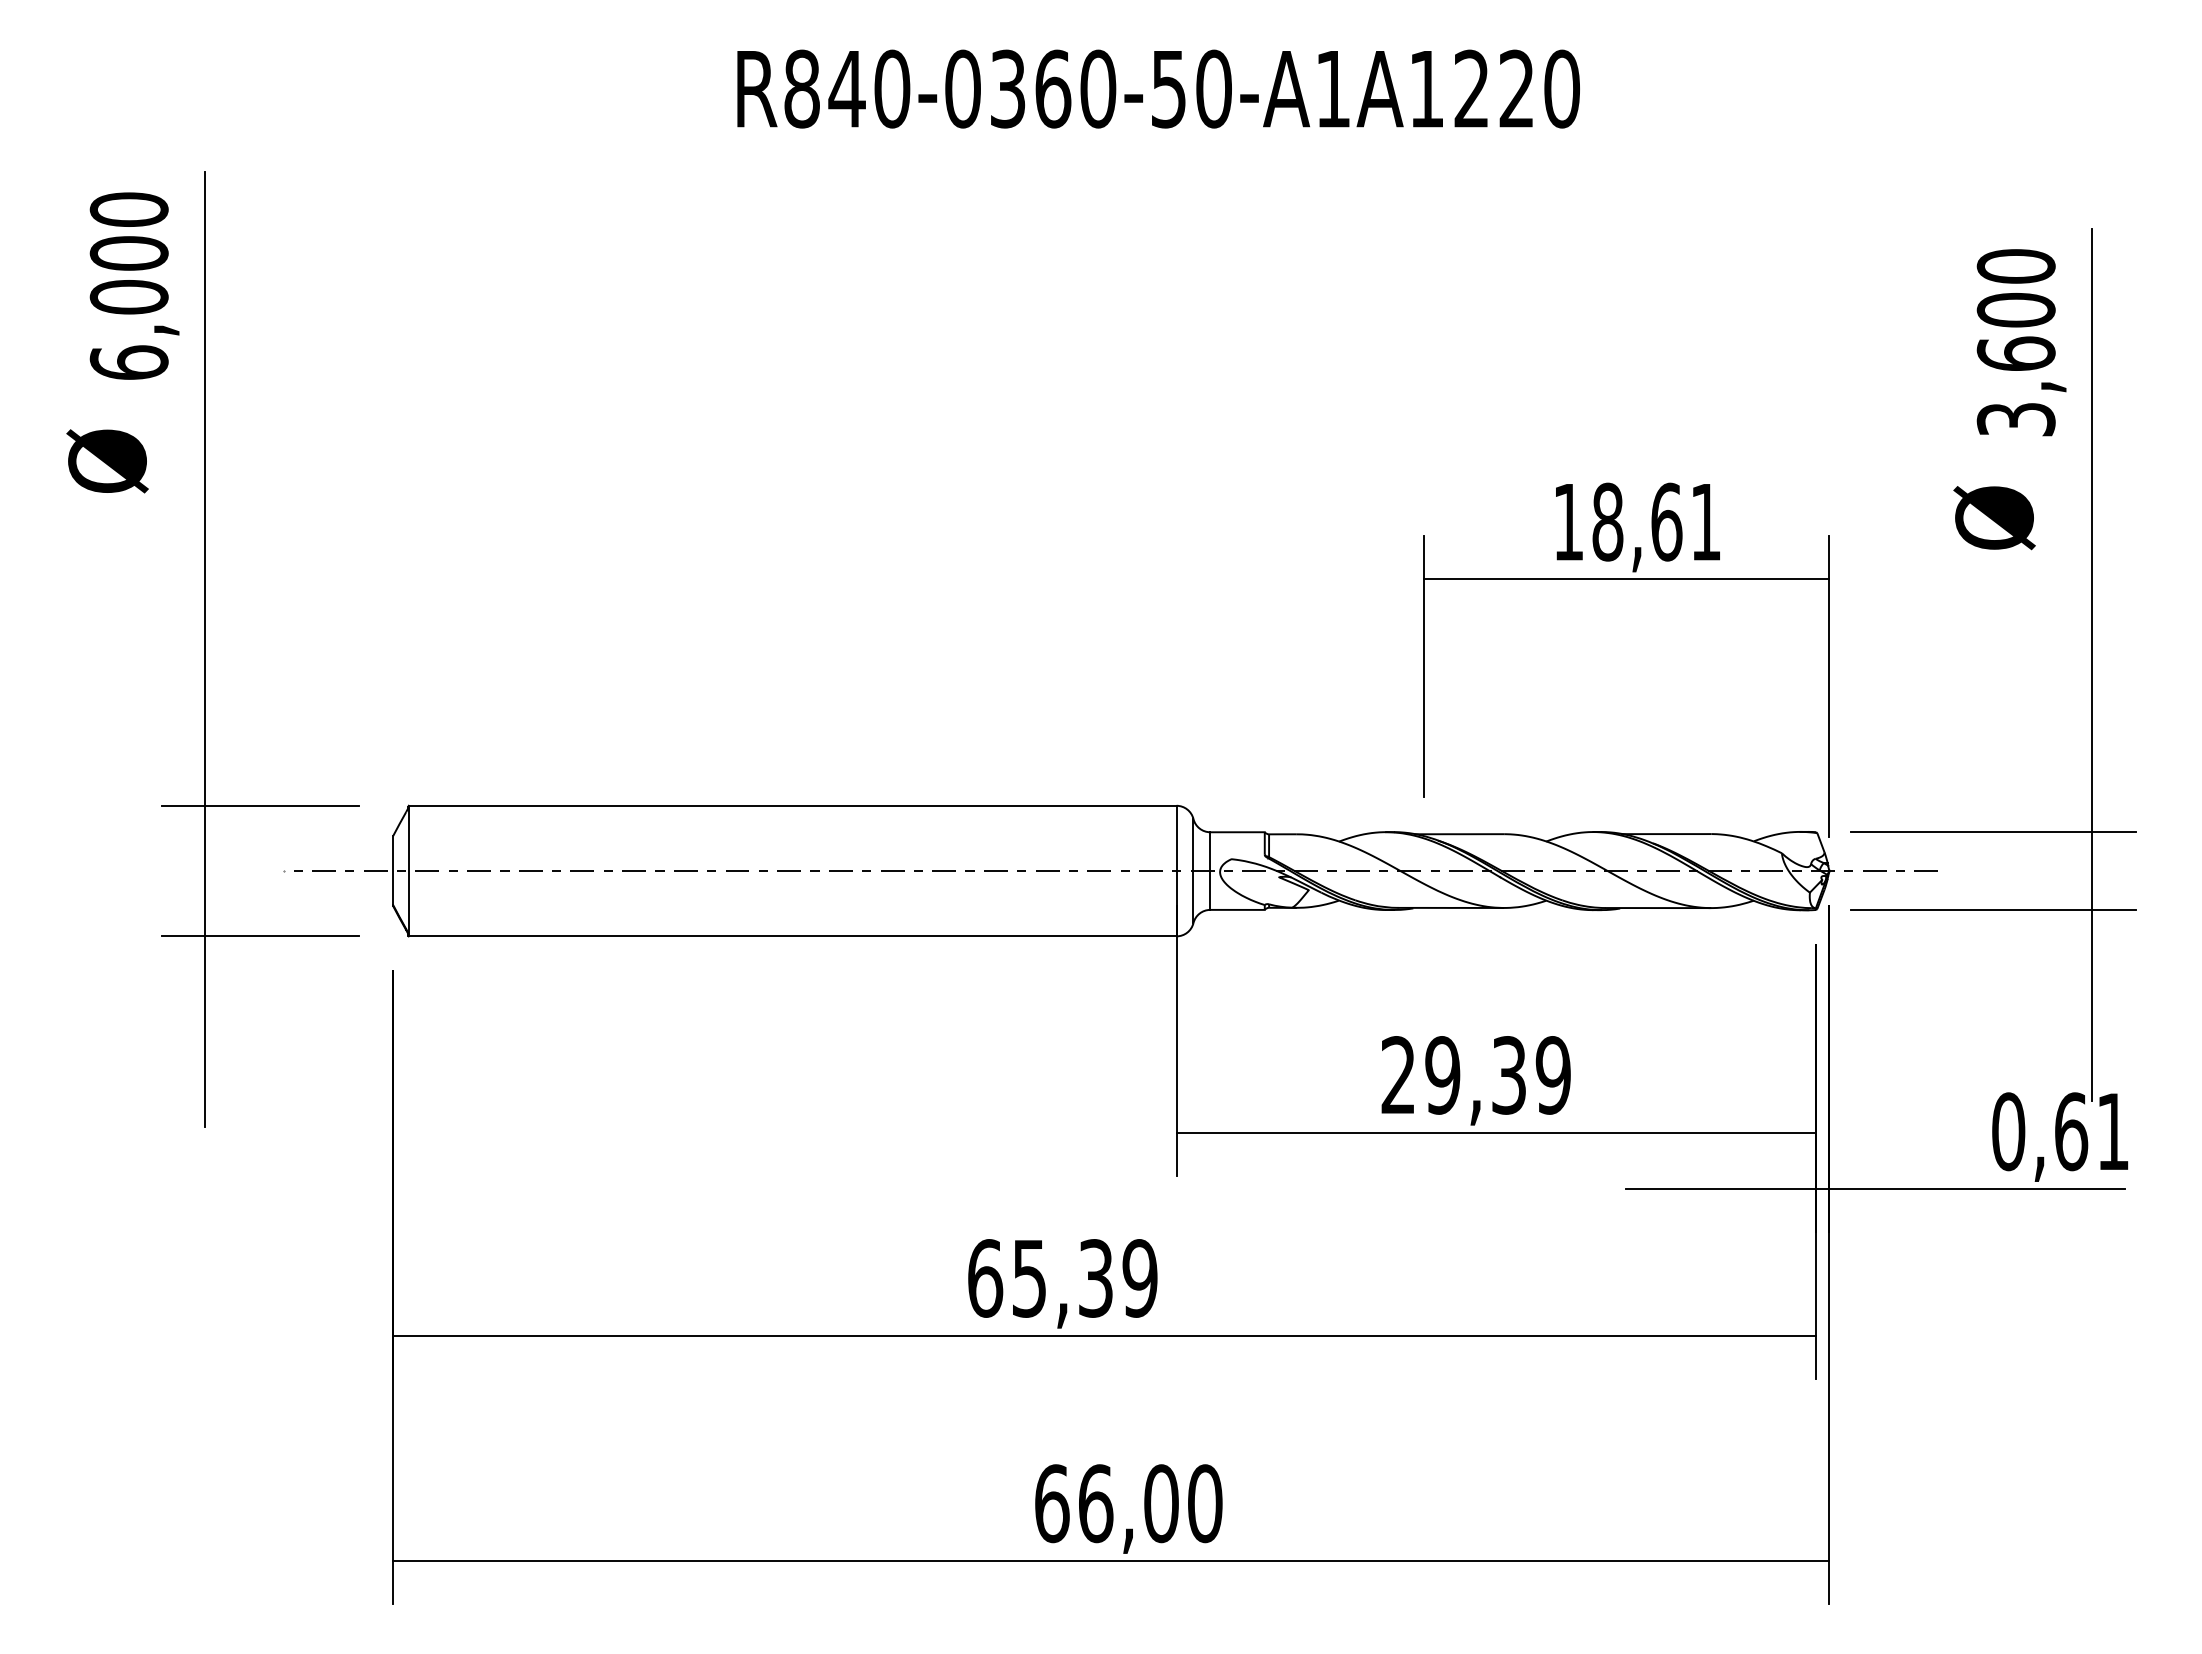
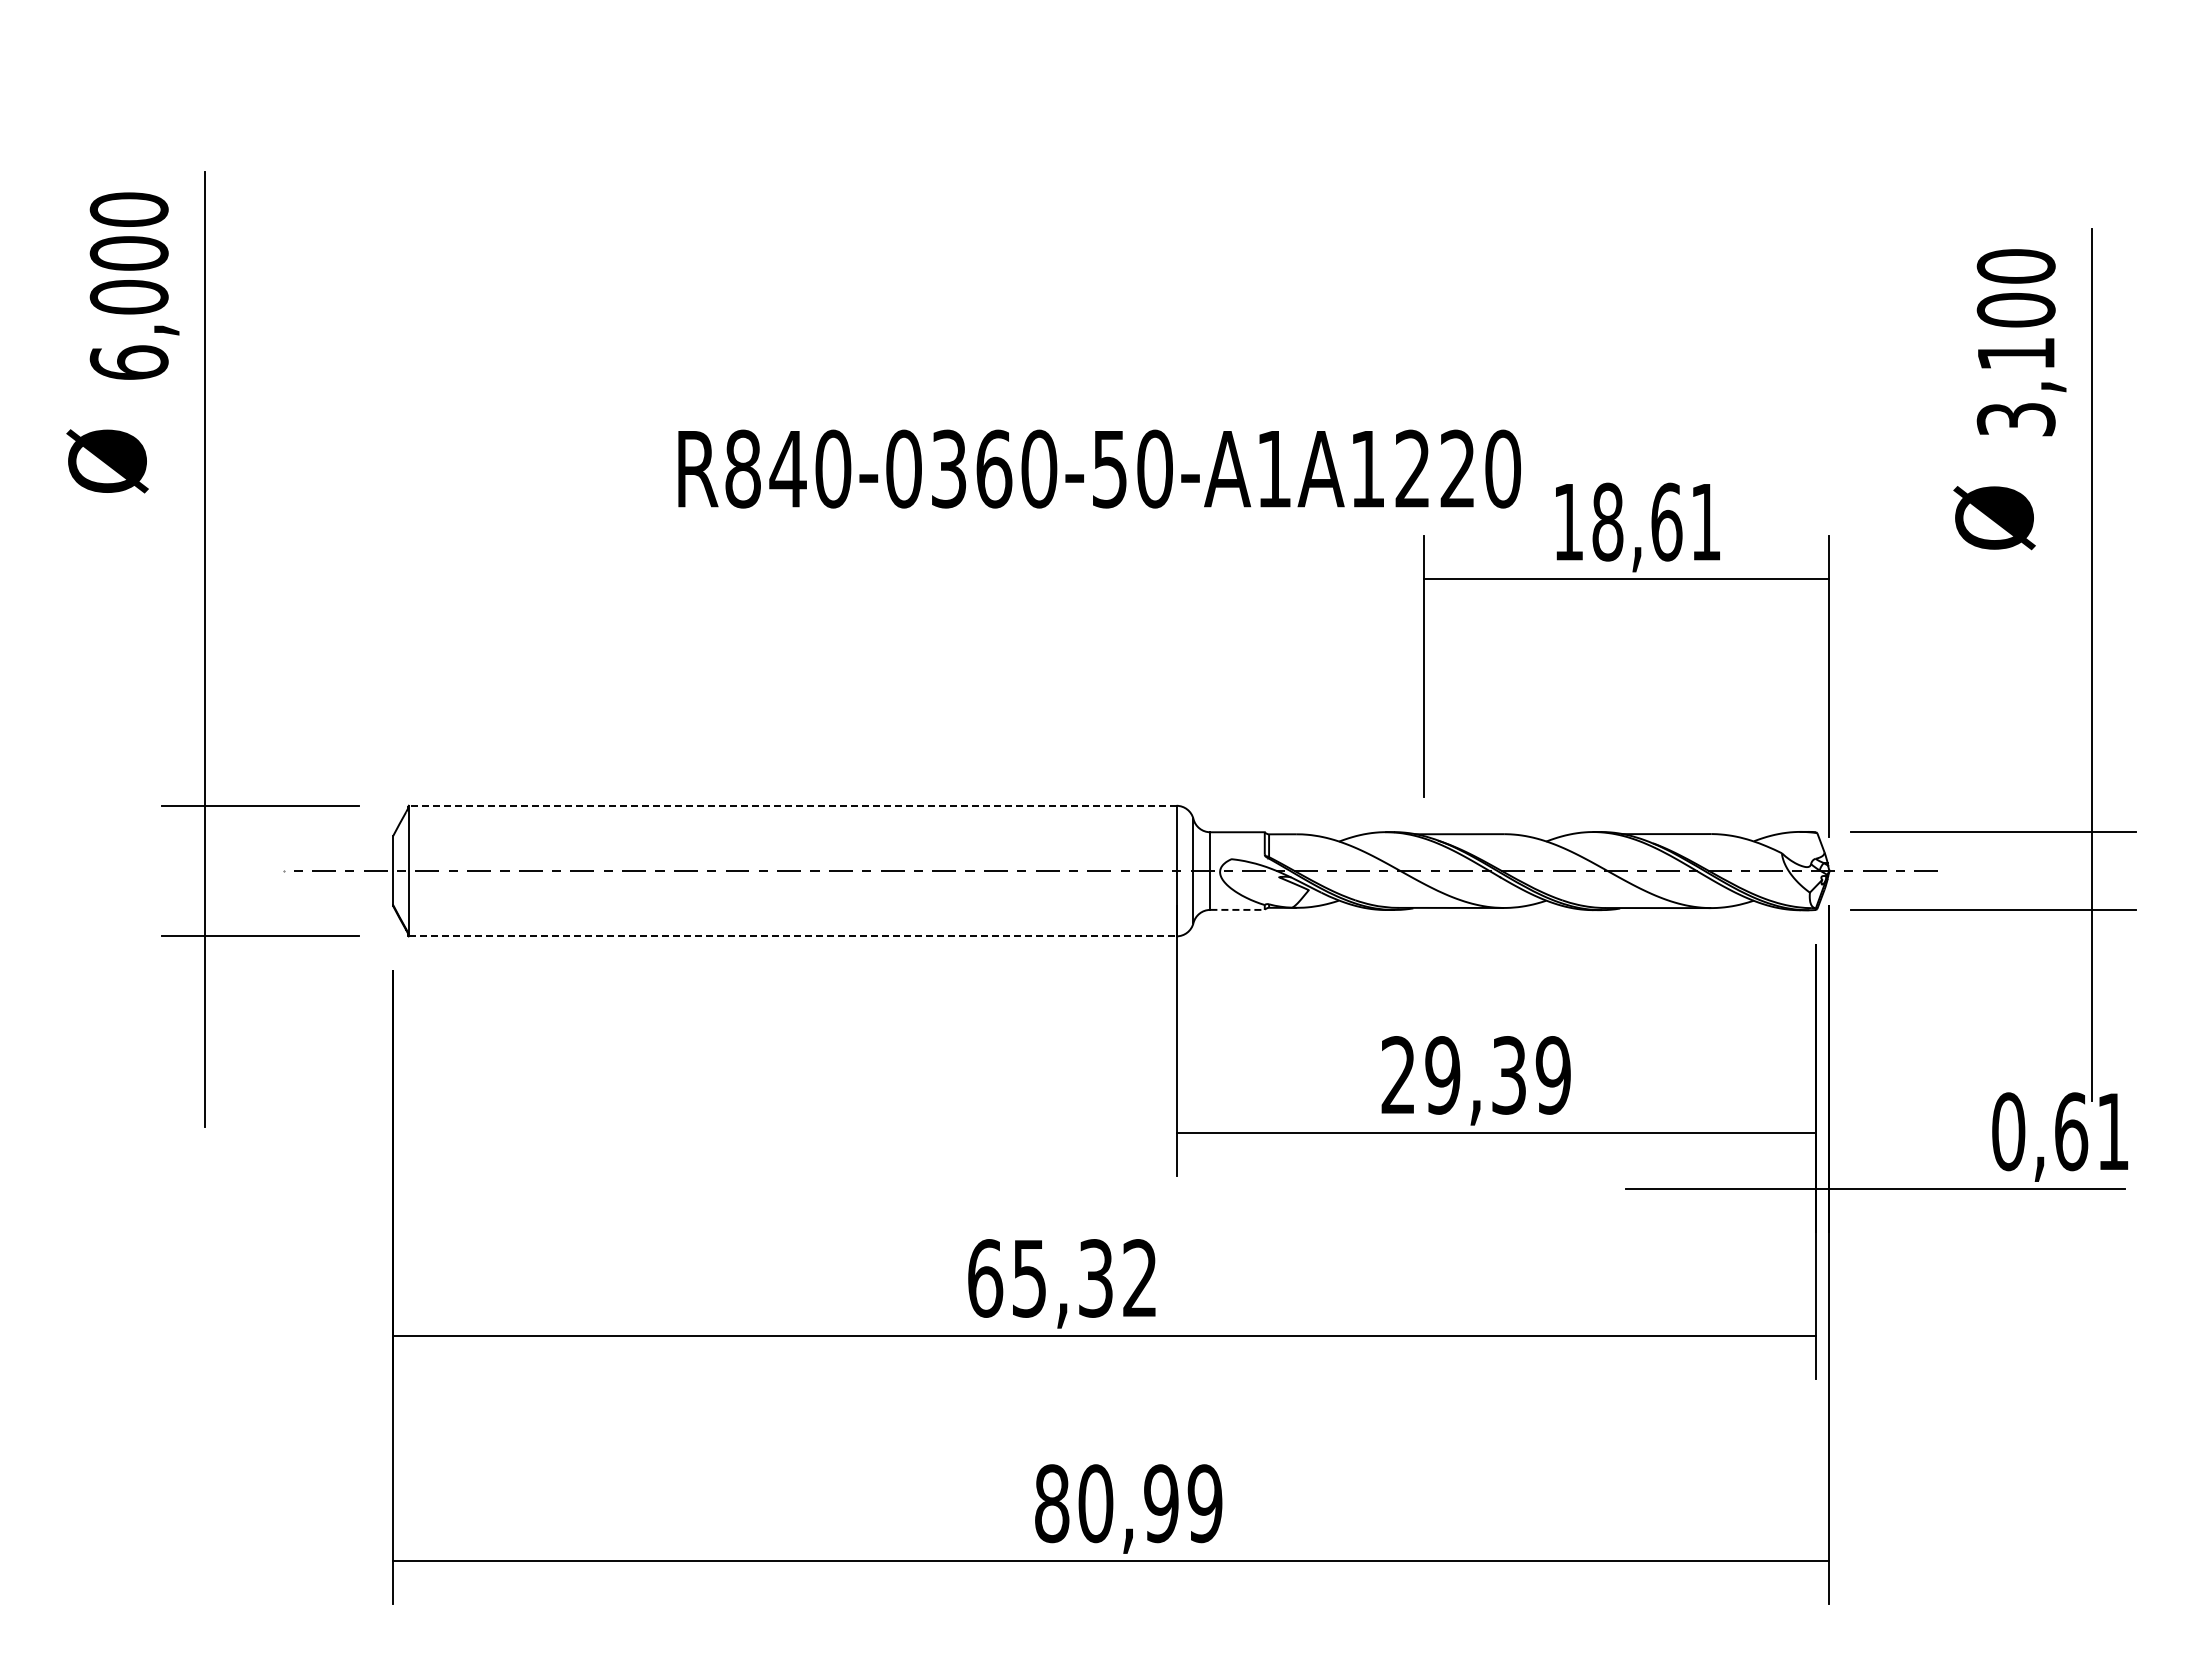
text position: (1158, 88) -> (1099, 468) (1099, 468)
text: 3,600 -> 3,100 (2015, 353)
line: solid -> dashed (792, 805)
line: solid -> dashed (1238, 909)
line: solid -> dashed (792, 936)
text: 65,39 -> 65,32 (1139, 1278)
text: 66,00 -> 80,99 (1128, 1503)
